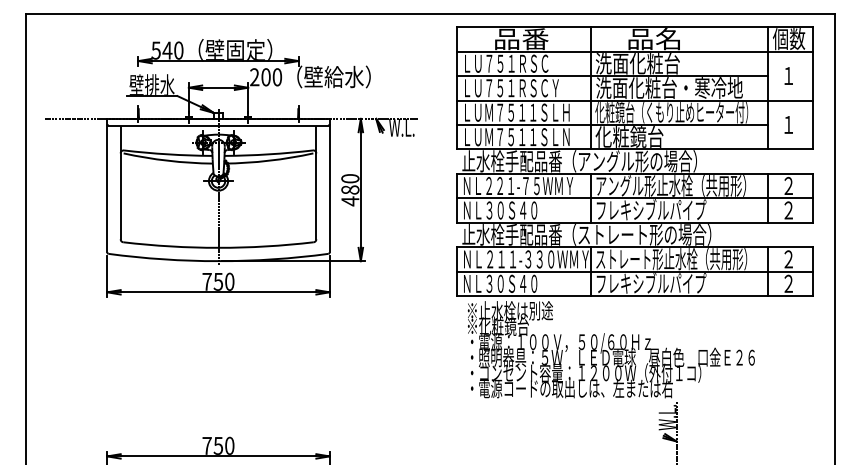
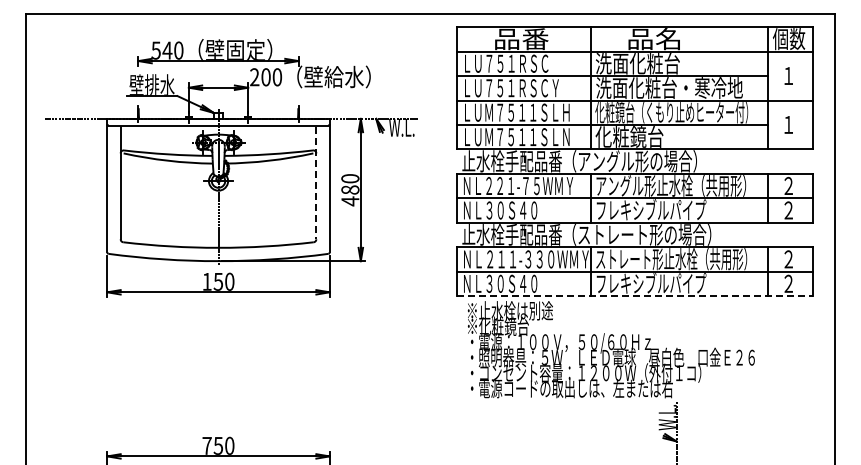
line: solid -> dashed (316, 183)
text: 750 -> 150 (206, 281)
line: solid -> dashed (635, 296)
